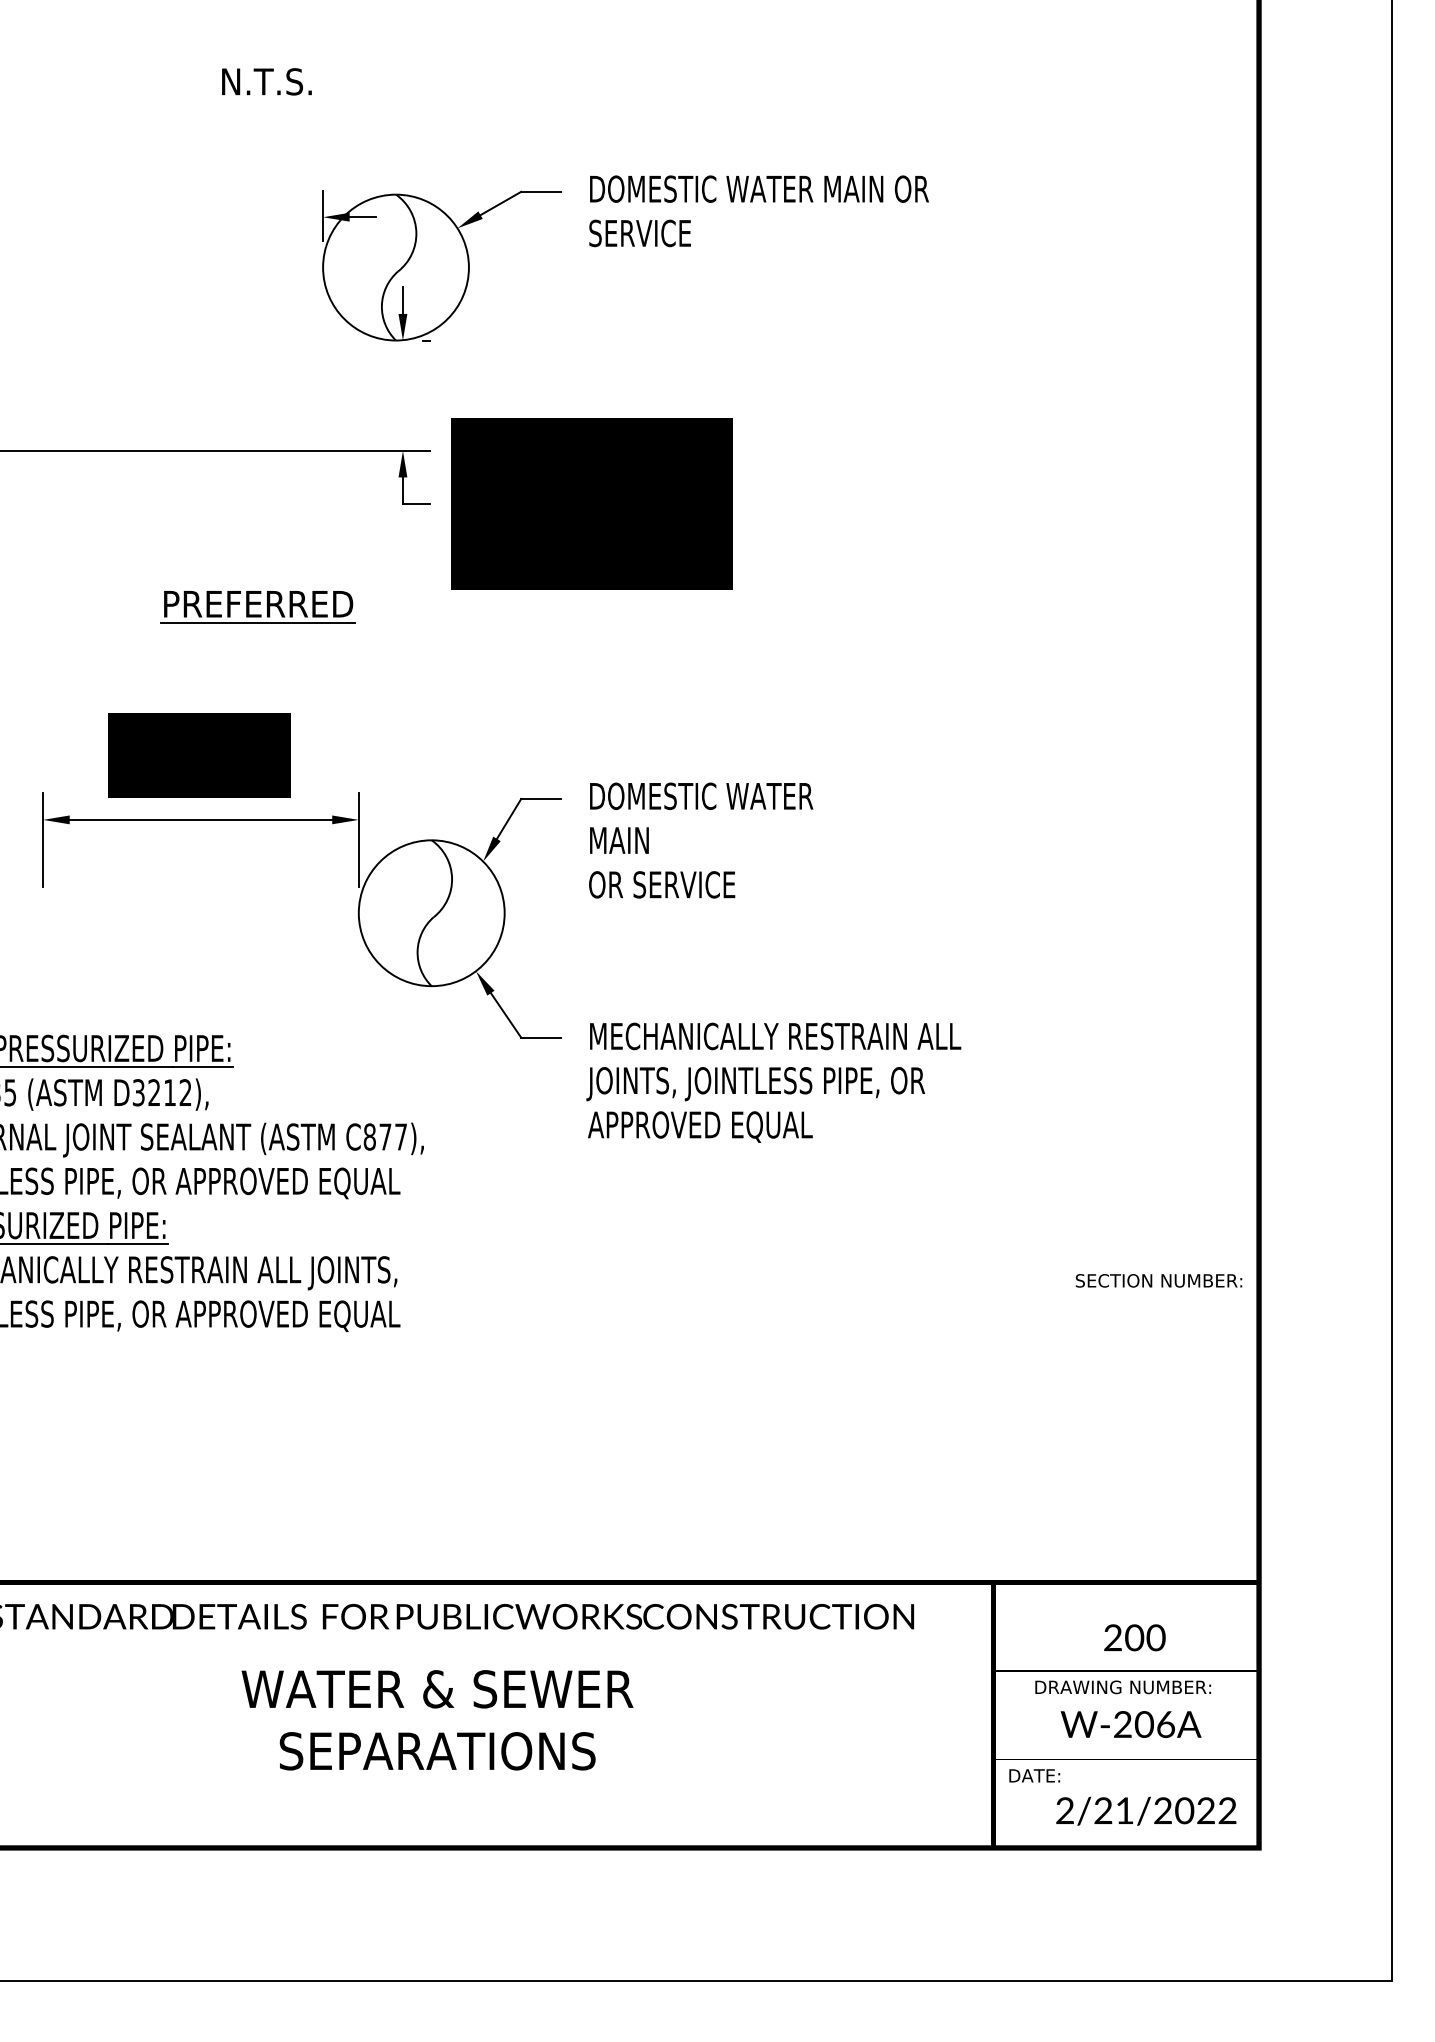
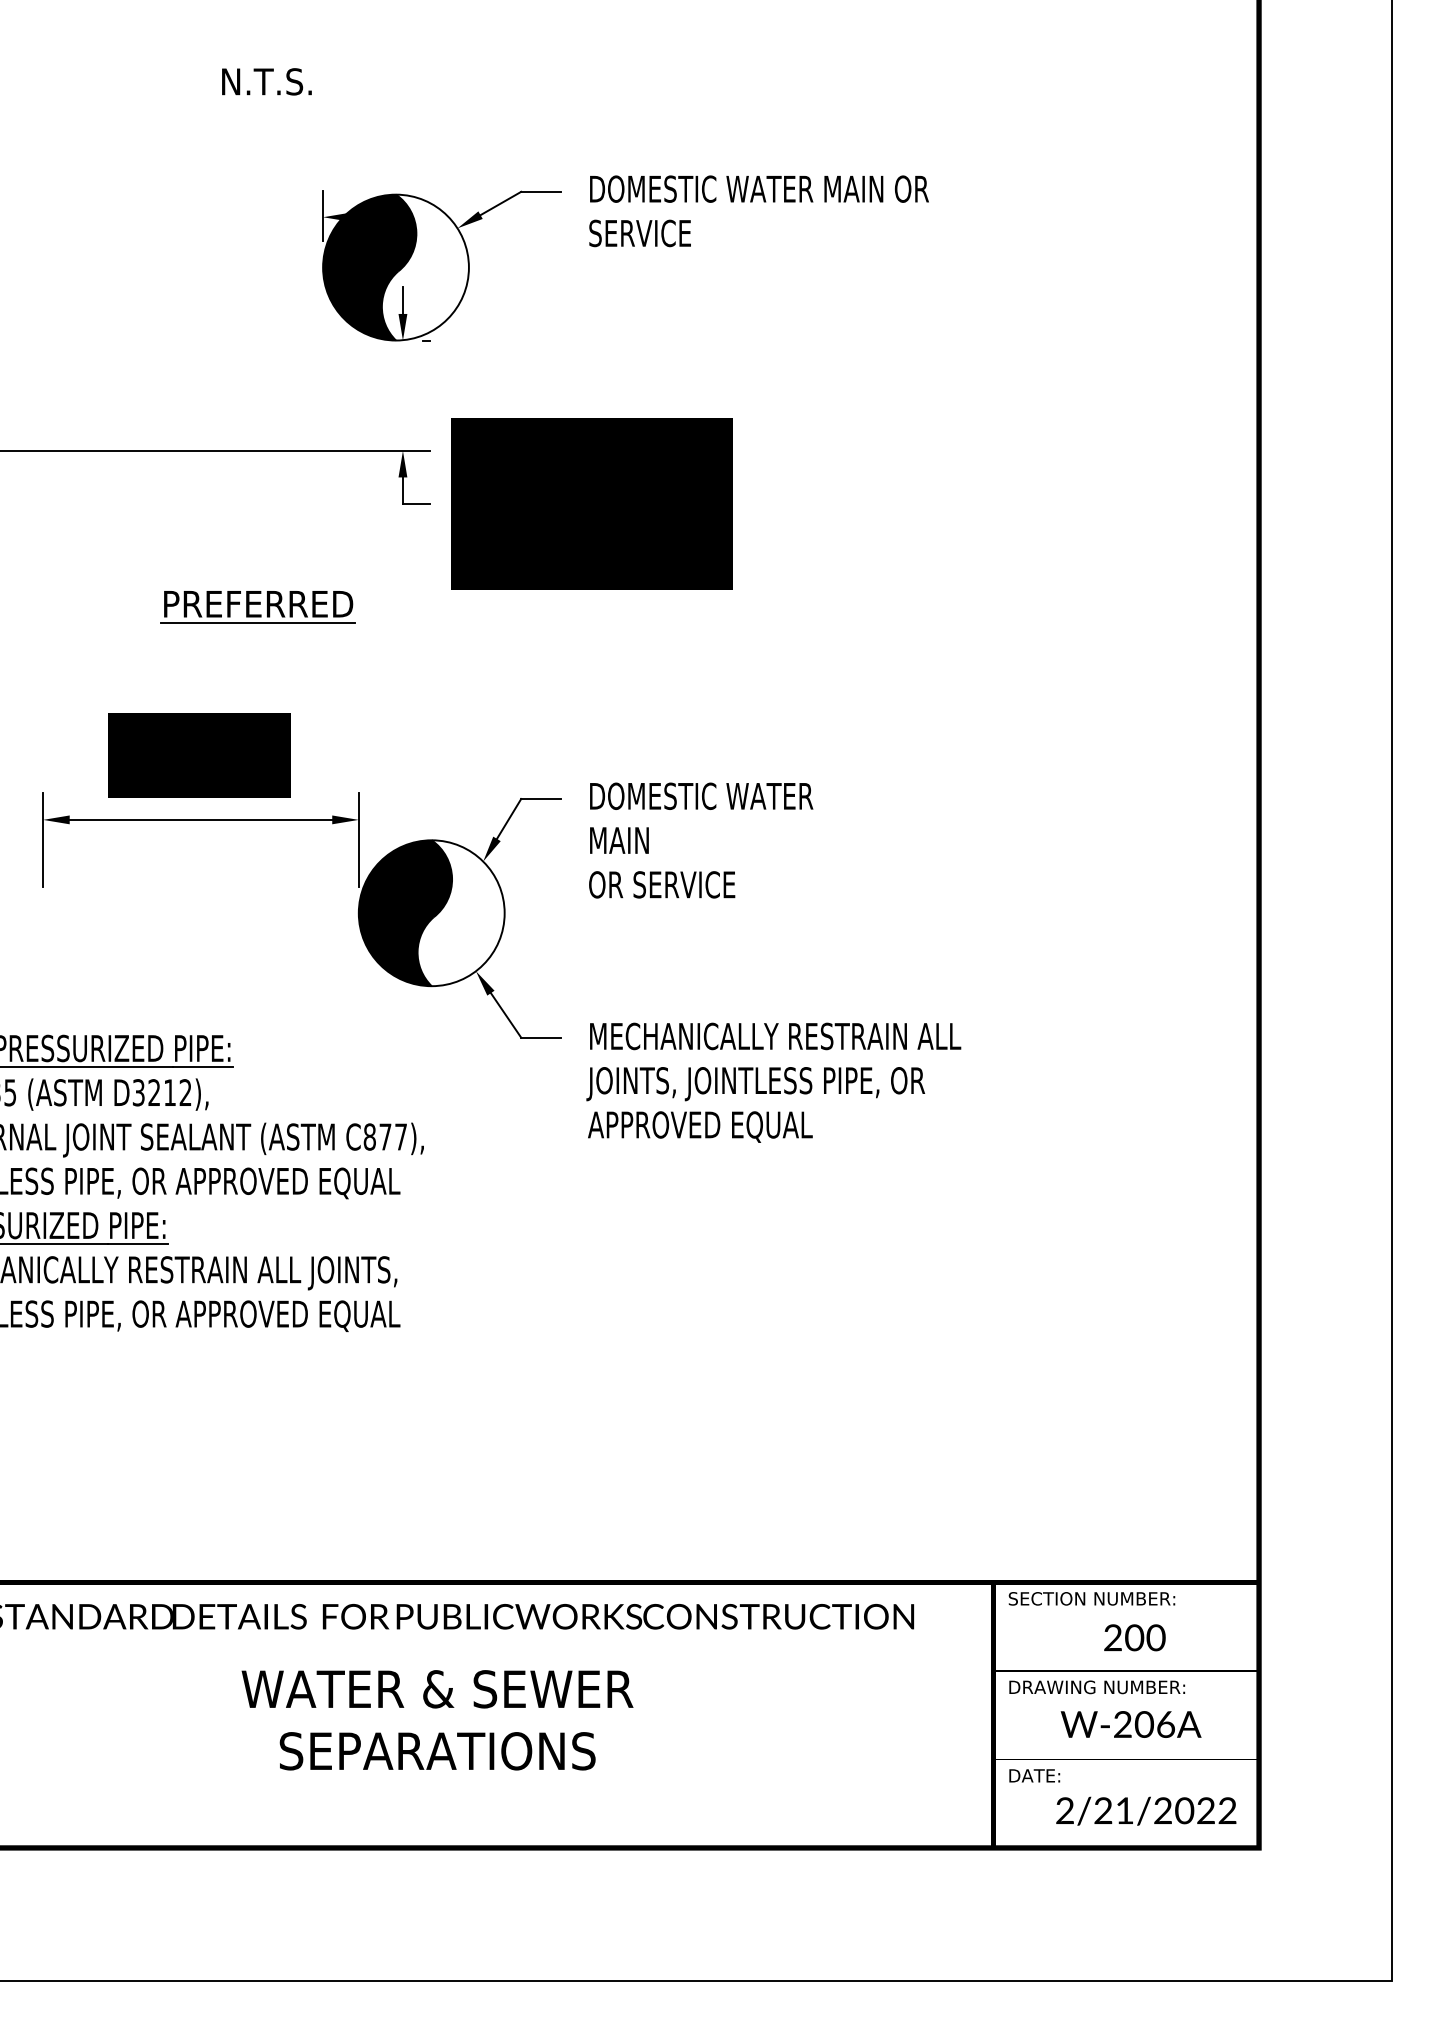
fill: none -> present (369, 267)
fill: none -> present (405, 913)
text position: (1158, 1280) -> (1091, 1598) (1091, 1598)
text position: (1122, 1687) -> (1096, 1687) (1096, 1687)
